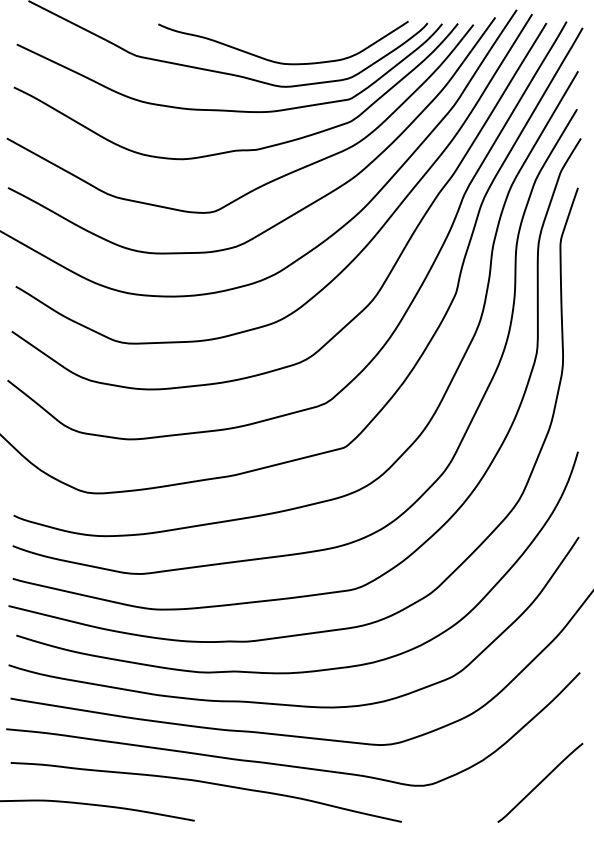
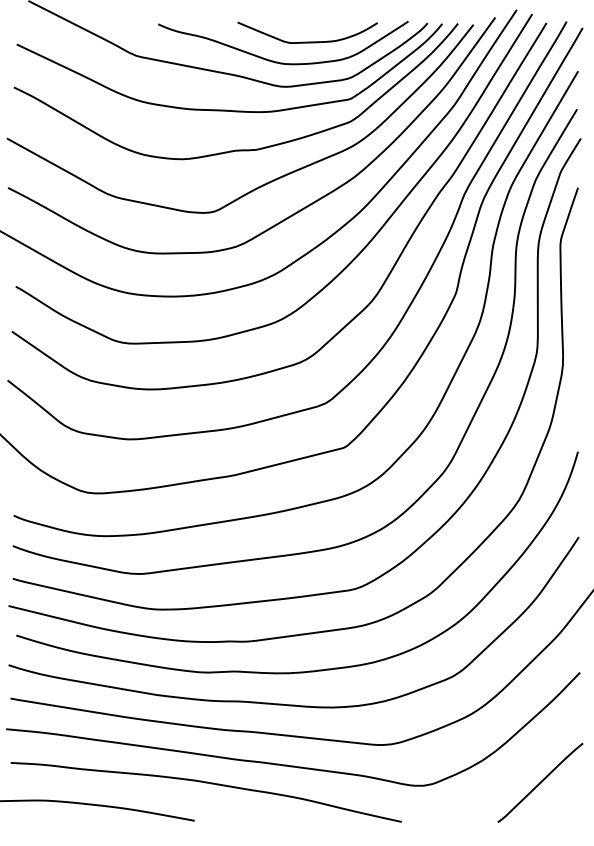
curve: none -> present (307, 41)
